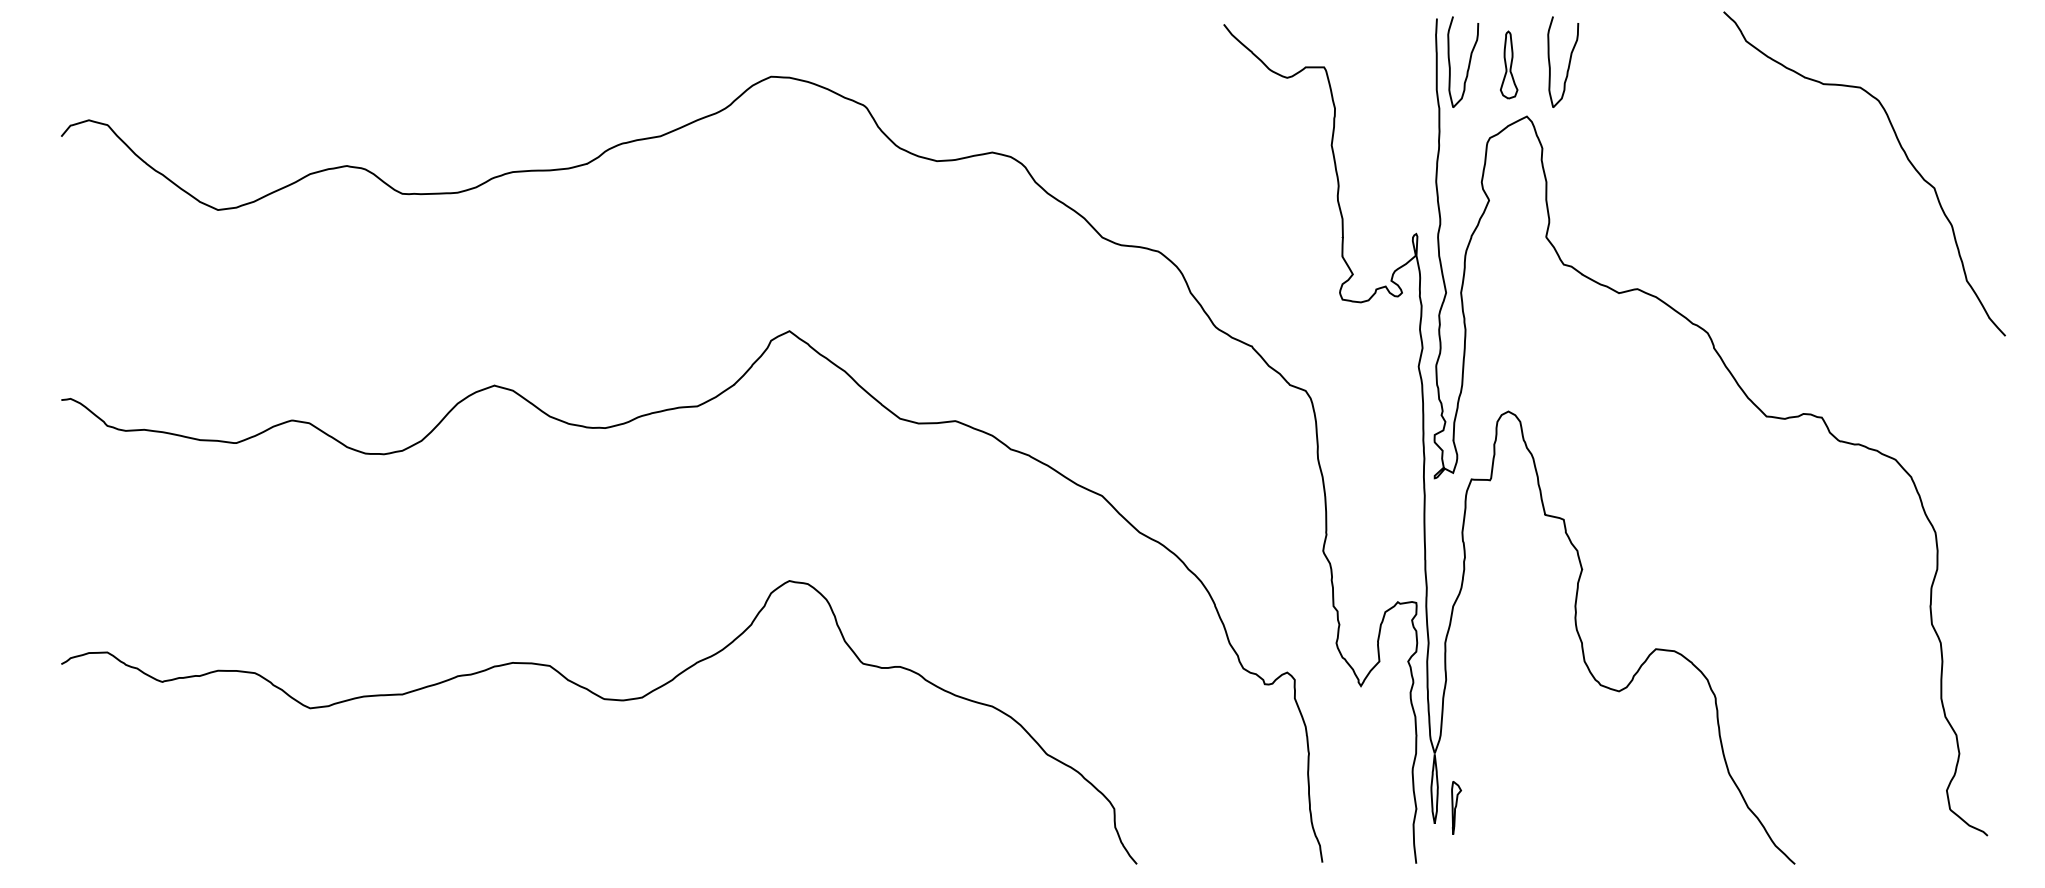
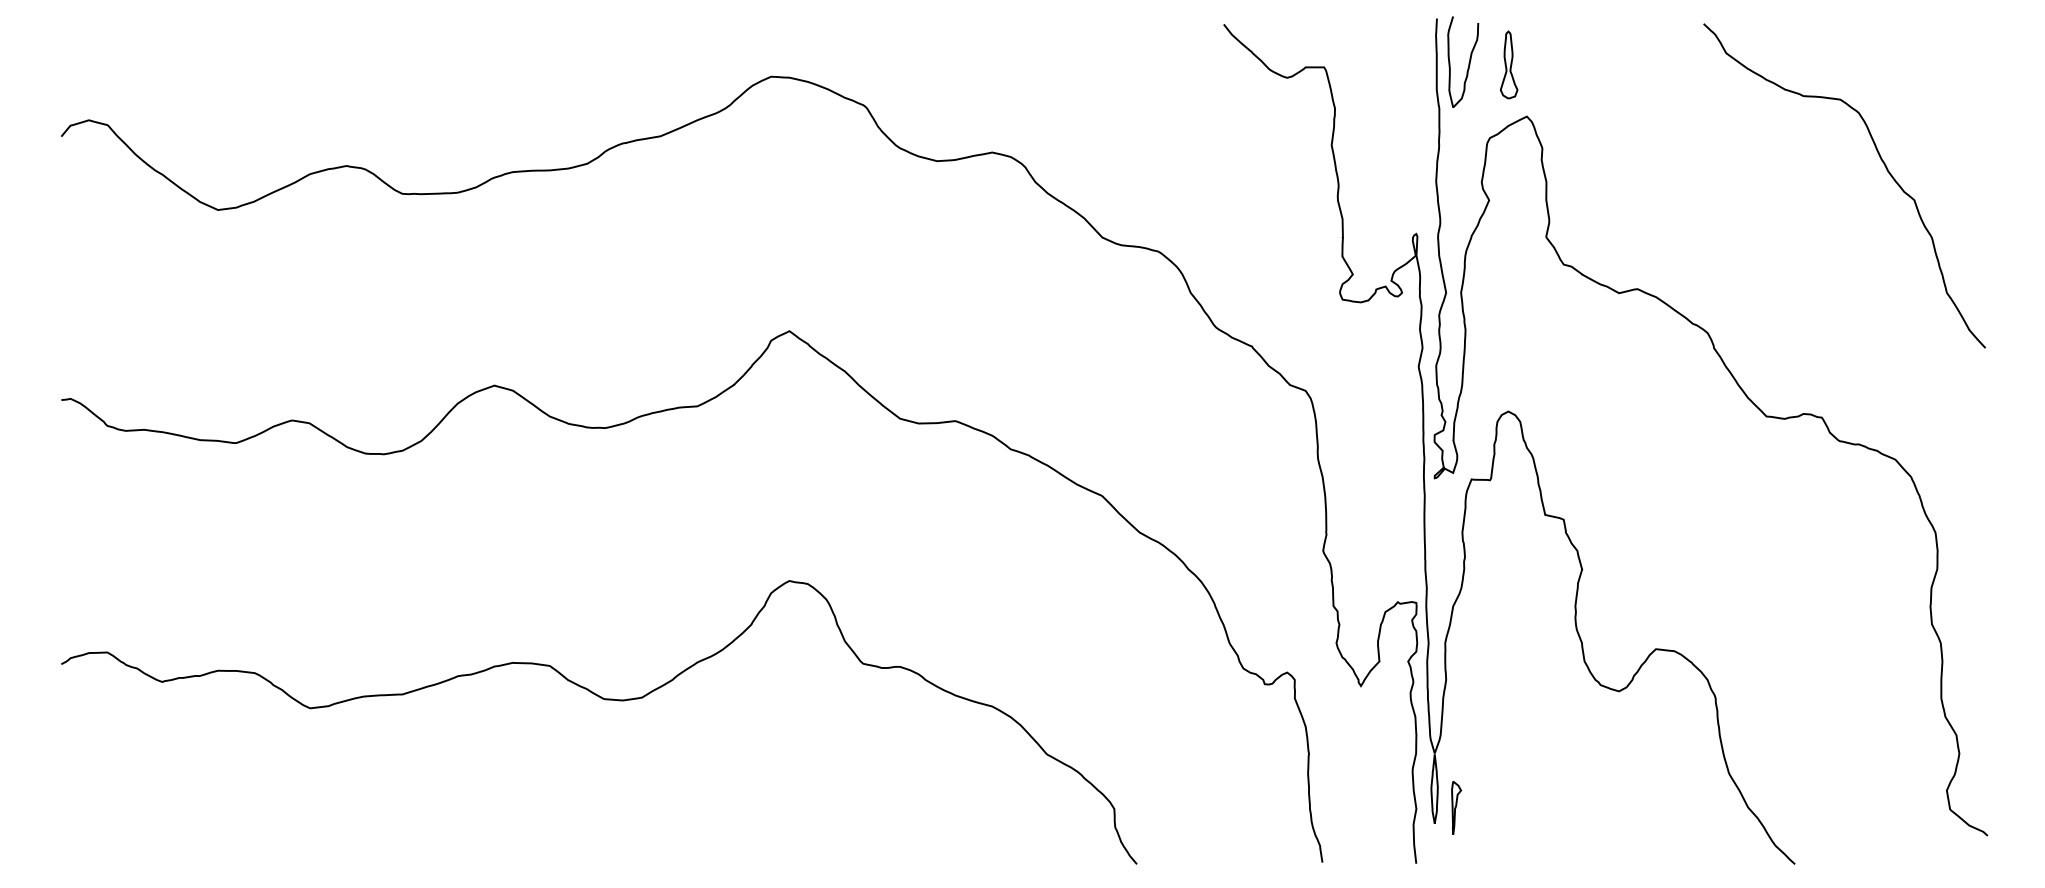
curve: present -> none (1568, 62)
curve position: (1901, 149) -> (1881, 161) (1881, 161)
